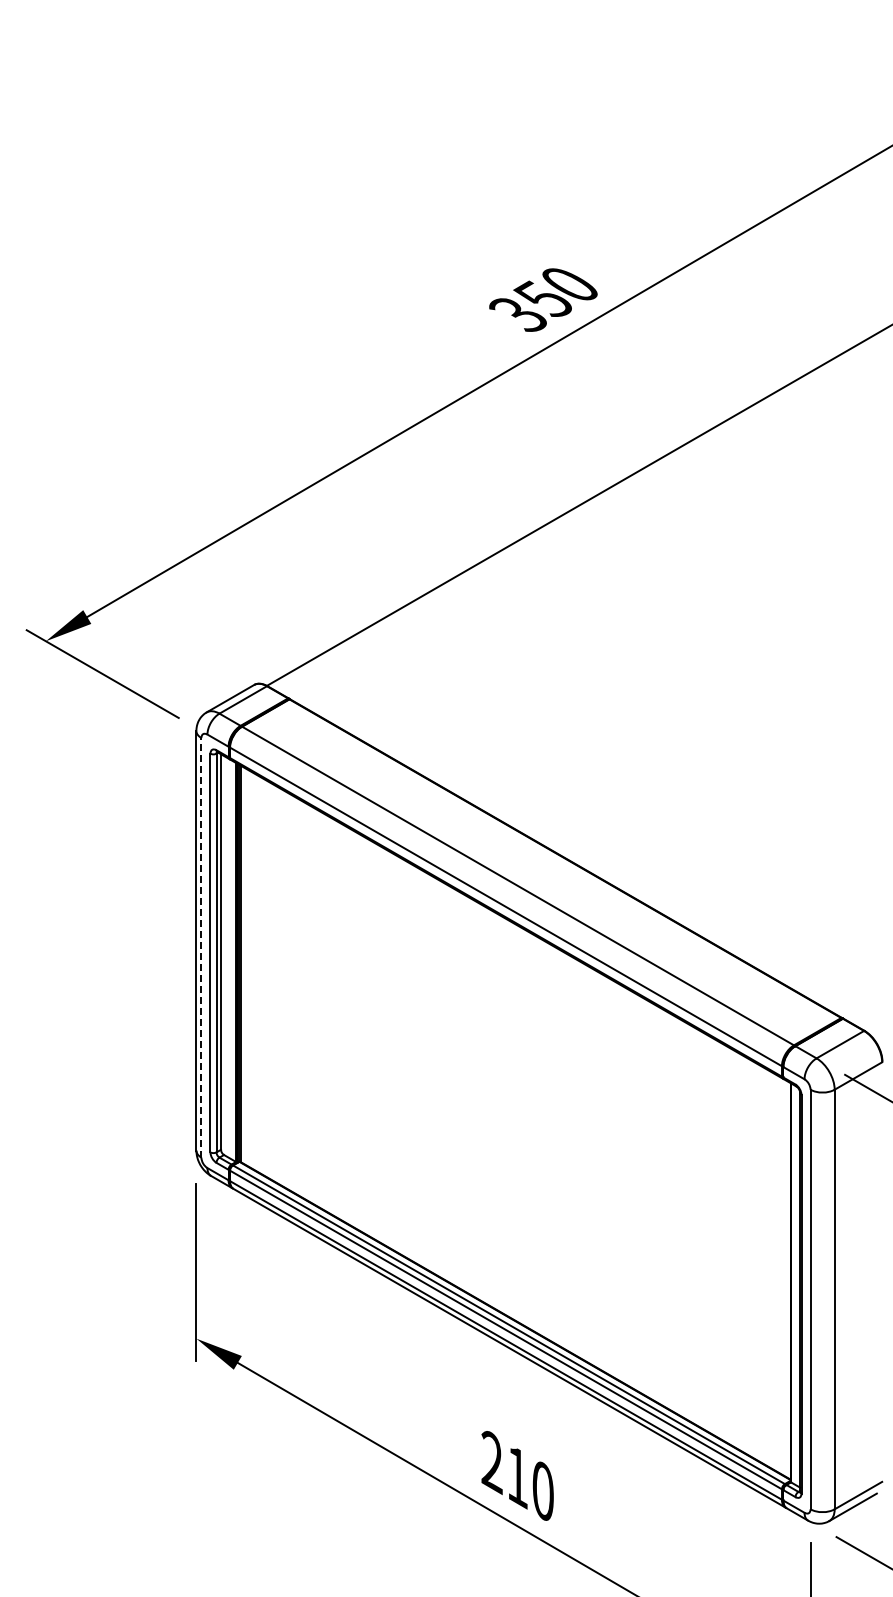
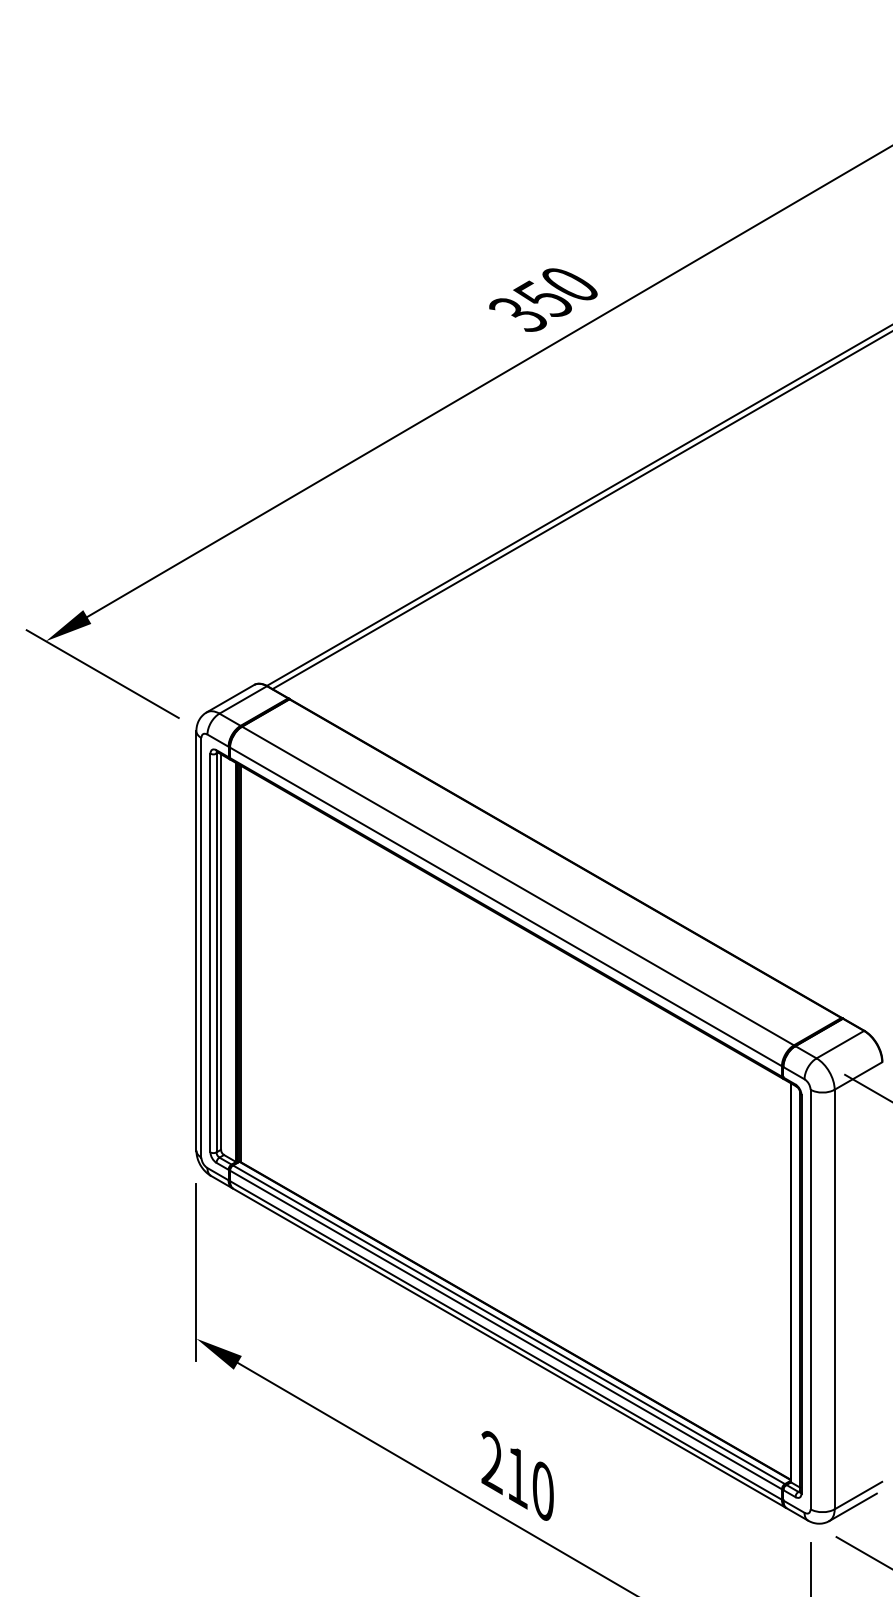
line: none -> present (580, 510)
line: dashed -> solid (201, 947)
